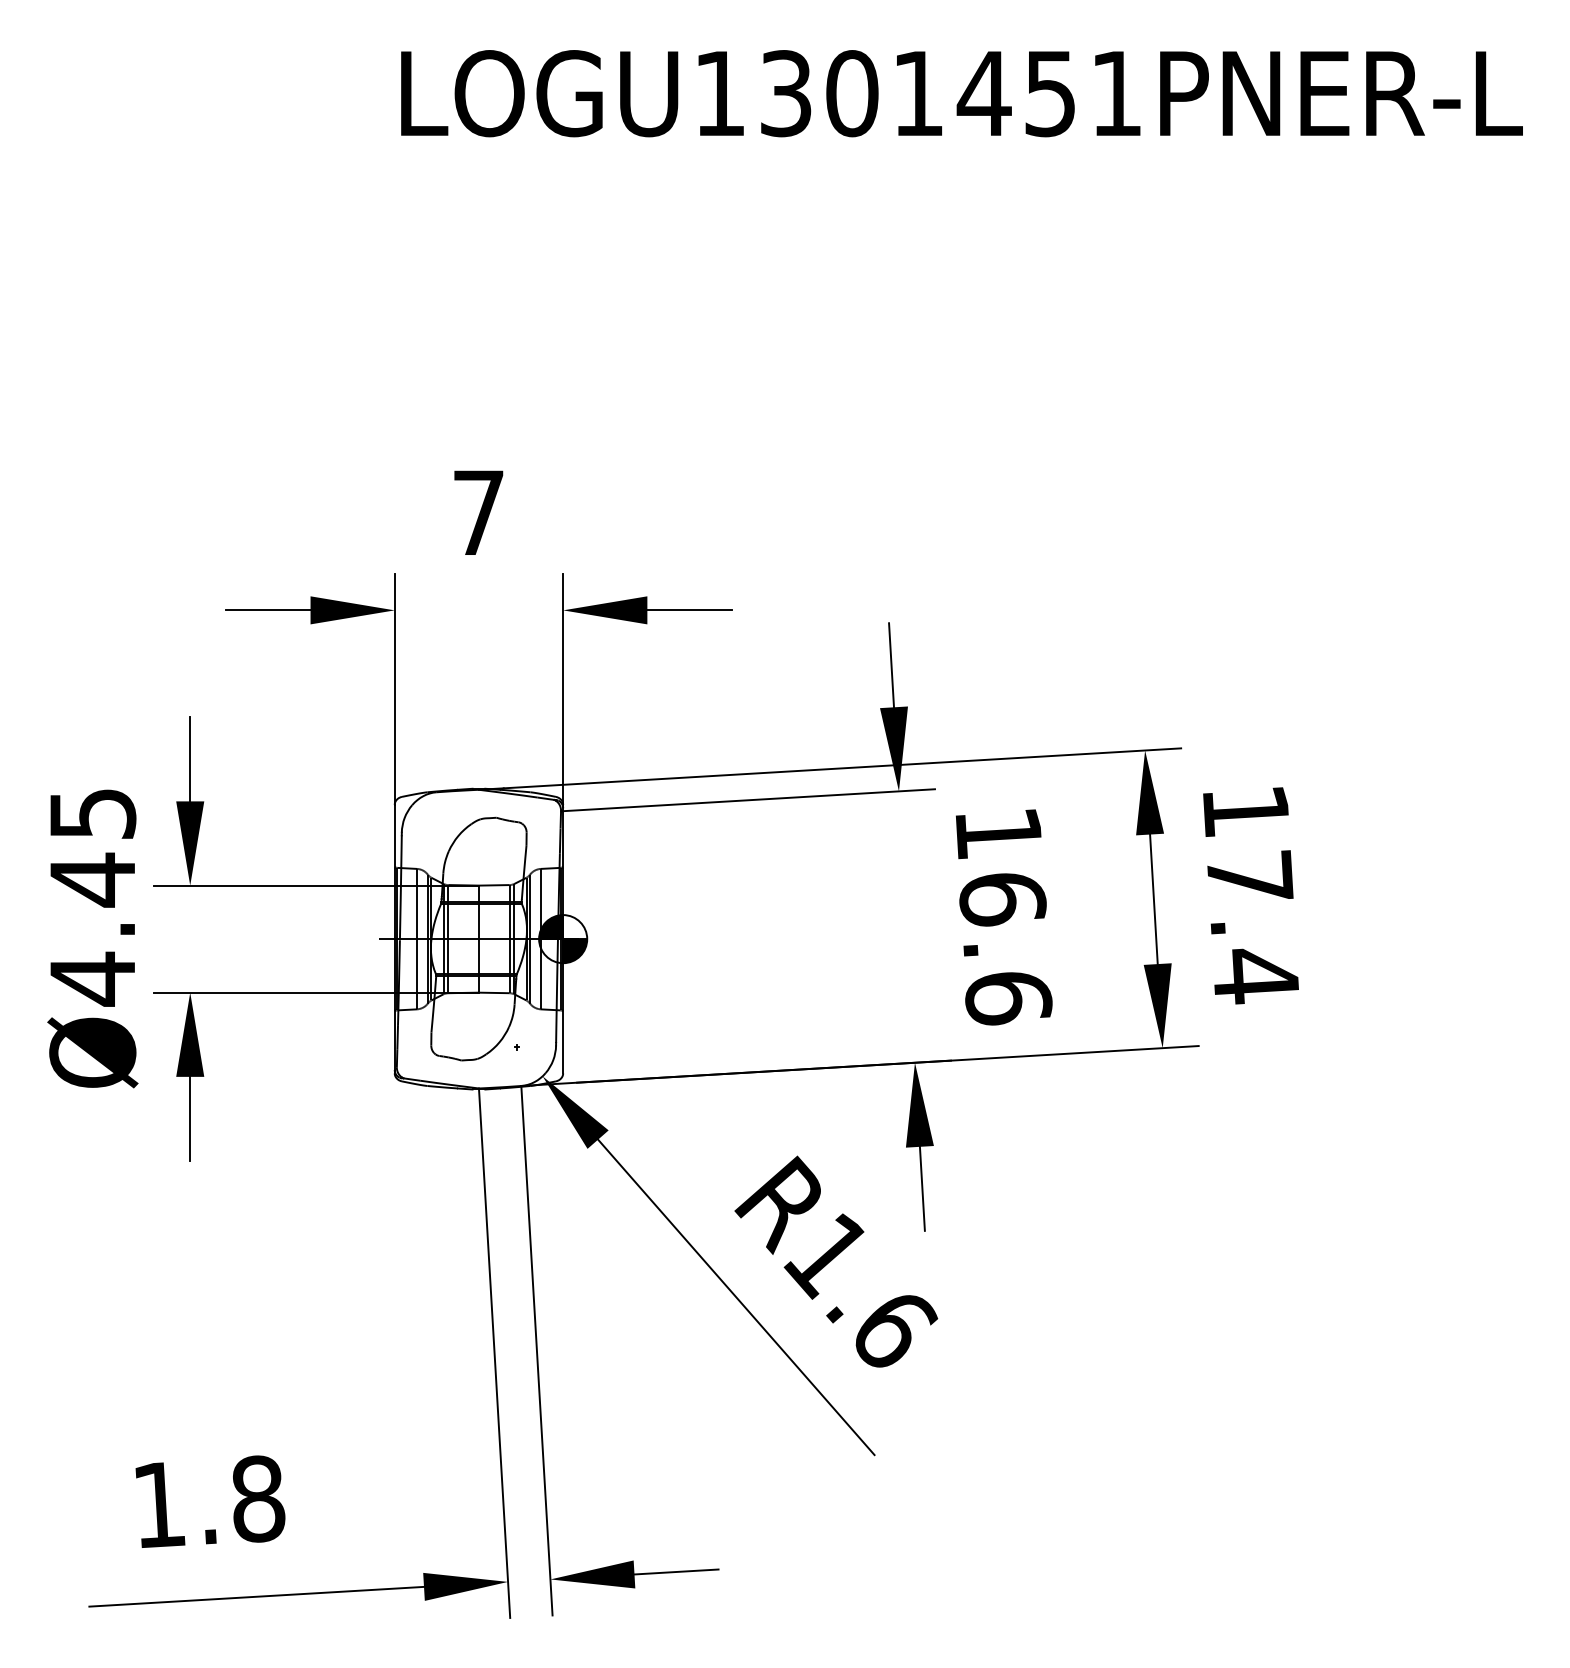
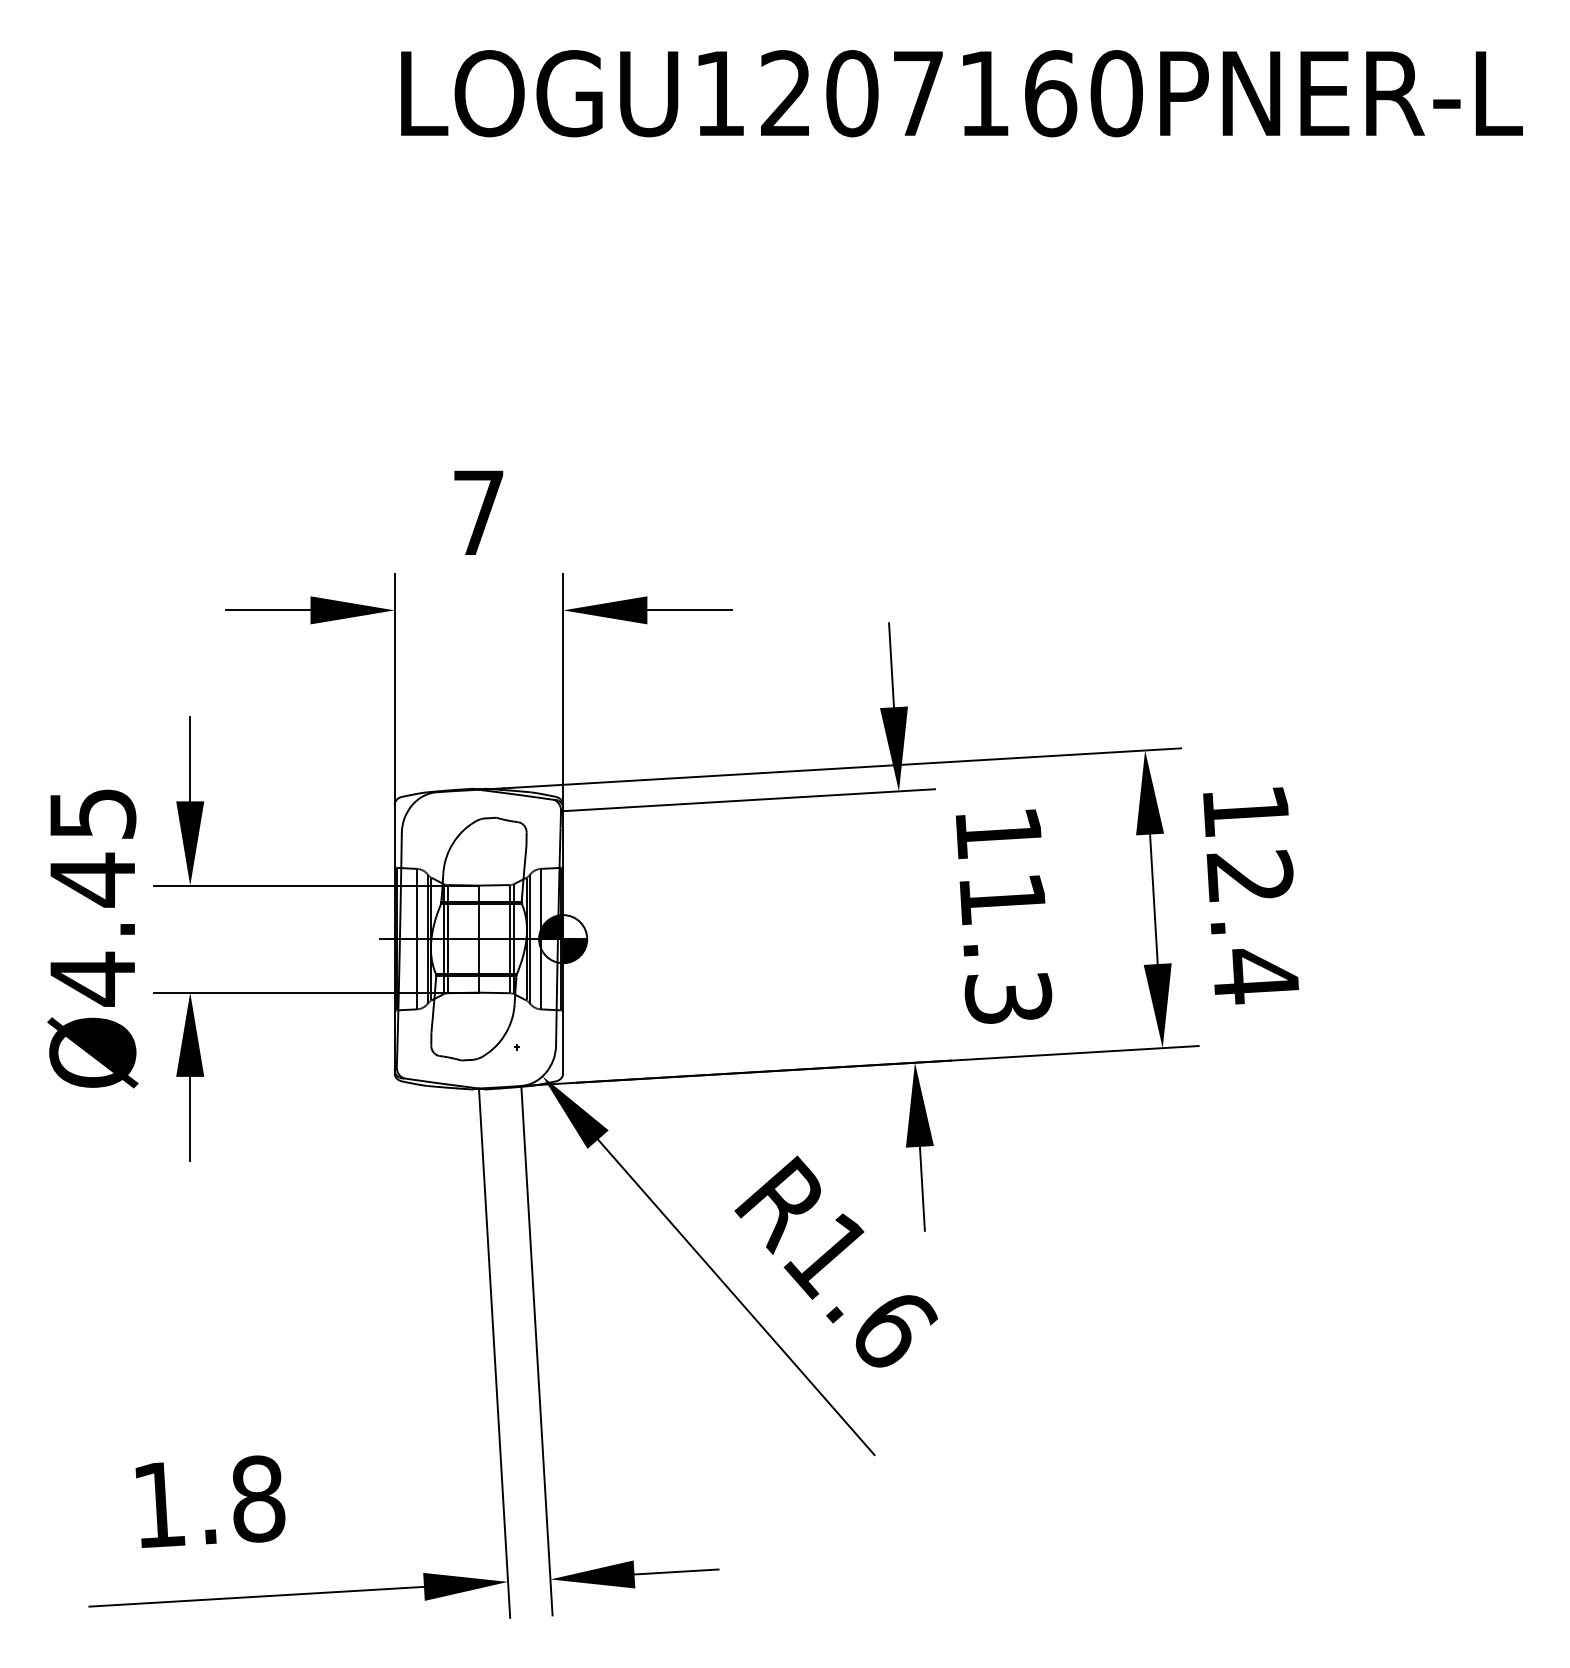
text: LOGU1301451PNER-L -> LOGU1207160PNER-L (951, 93)
text: 17.4 -> 12.4 (1249, 876)
text: 16.6 -> 11.3 (1005, 949)
